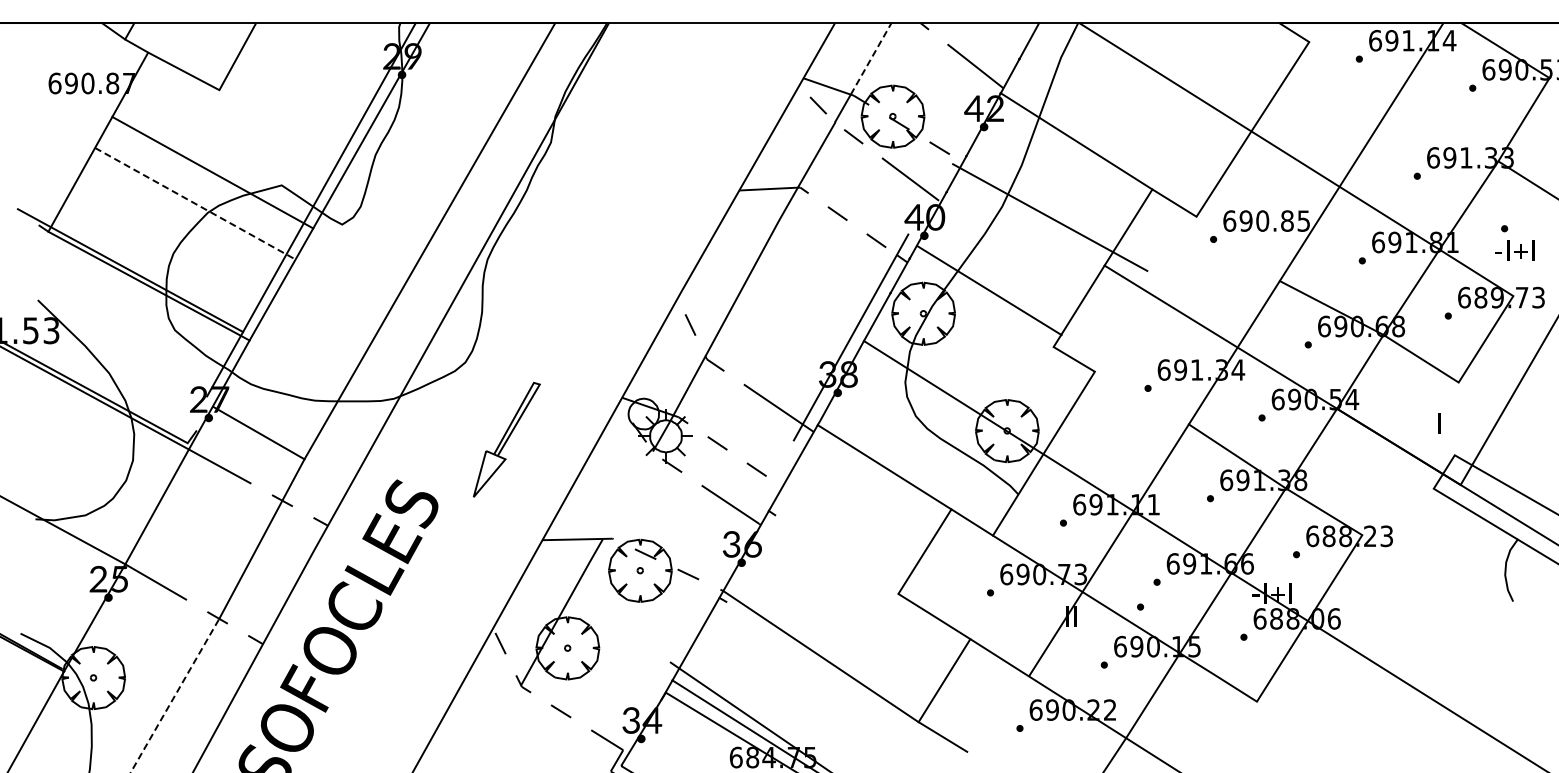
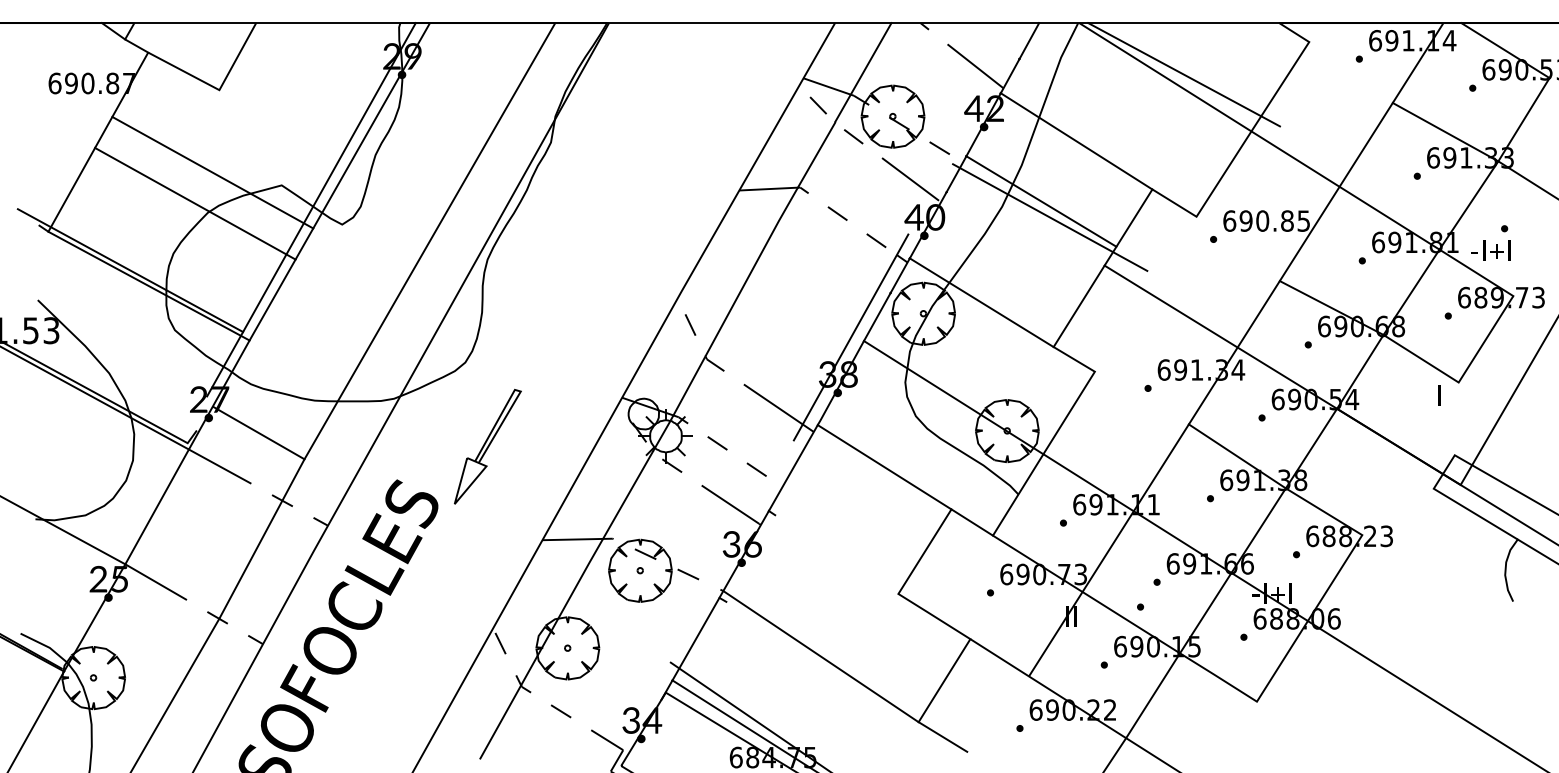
line: dashed -> solid (871, 58)
line: none -> present (1184, 74)
line: none -> present (1445, 131)
line: none -> present (1041, 201)
line: dashed -> solid (195, 203)
text position: (1514, 250) -> (1490, 250) (1490, 250)
line position: (989, 290) -> (981, 302) (981, 302)
text position: (1439, 423) -> (1439, 395) (1439, 395)
part position: (506, 439) -> (487, 446) (487, 446)
line: none -> present (627, 494)
line: dashed -> solid (175, 695)
line: none -> present (500, 721)
